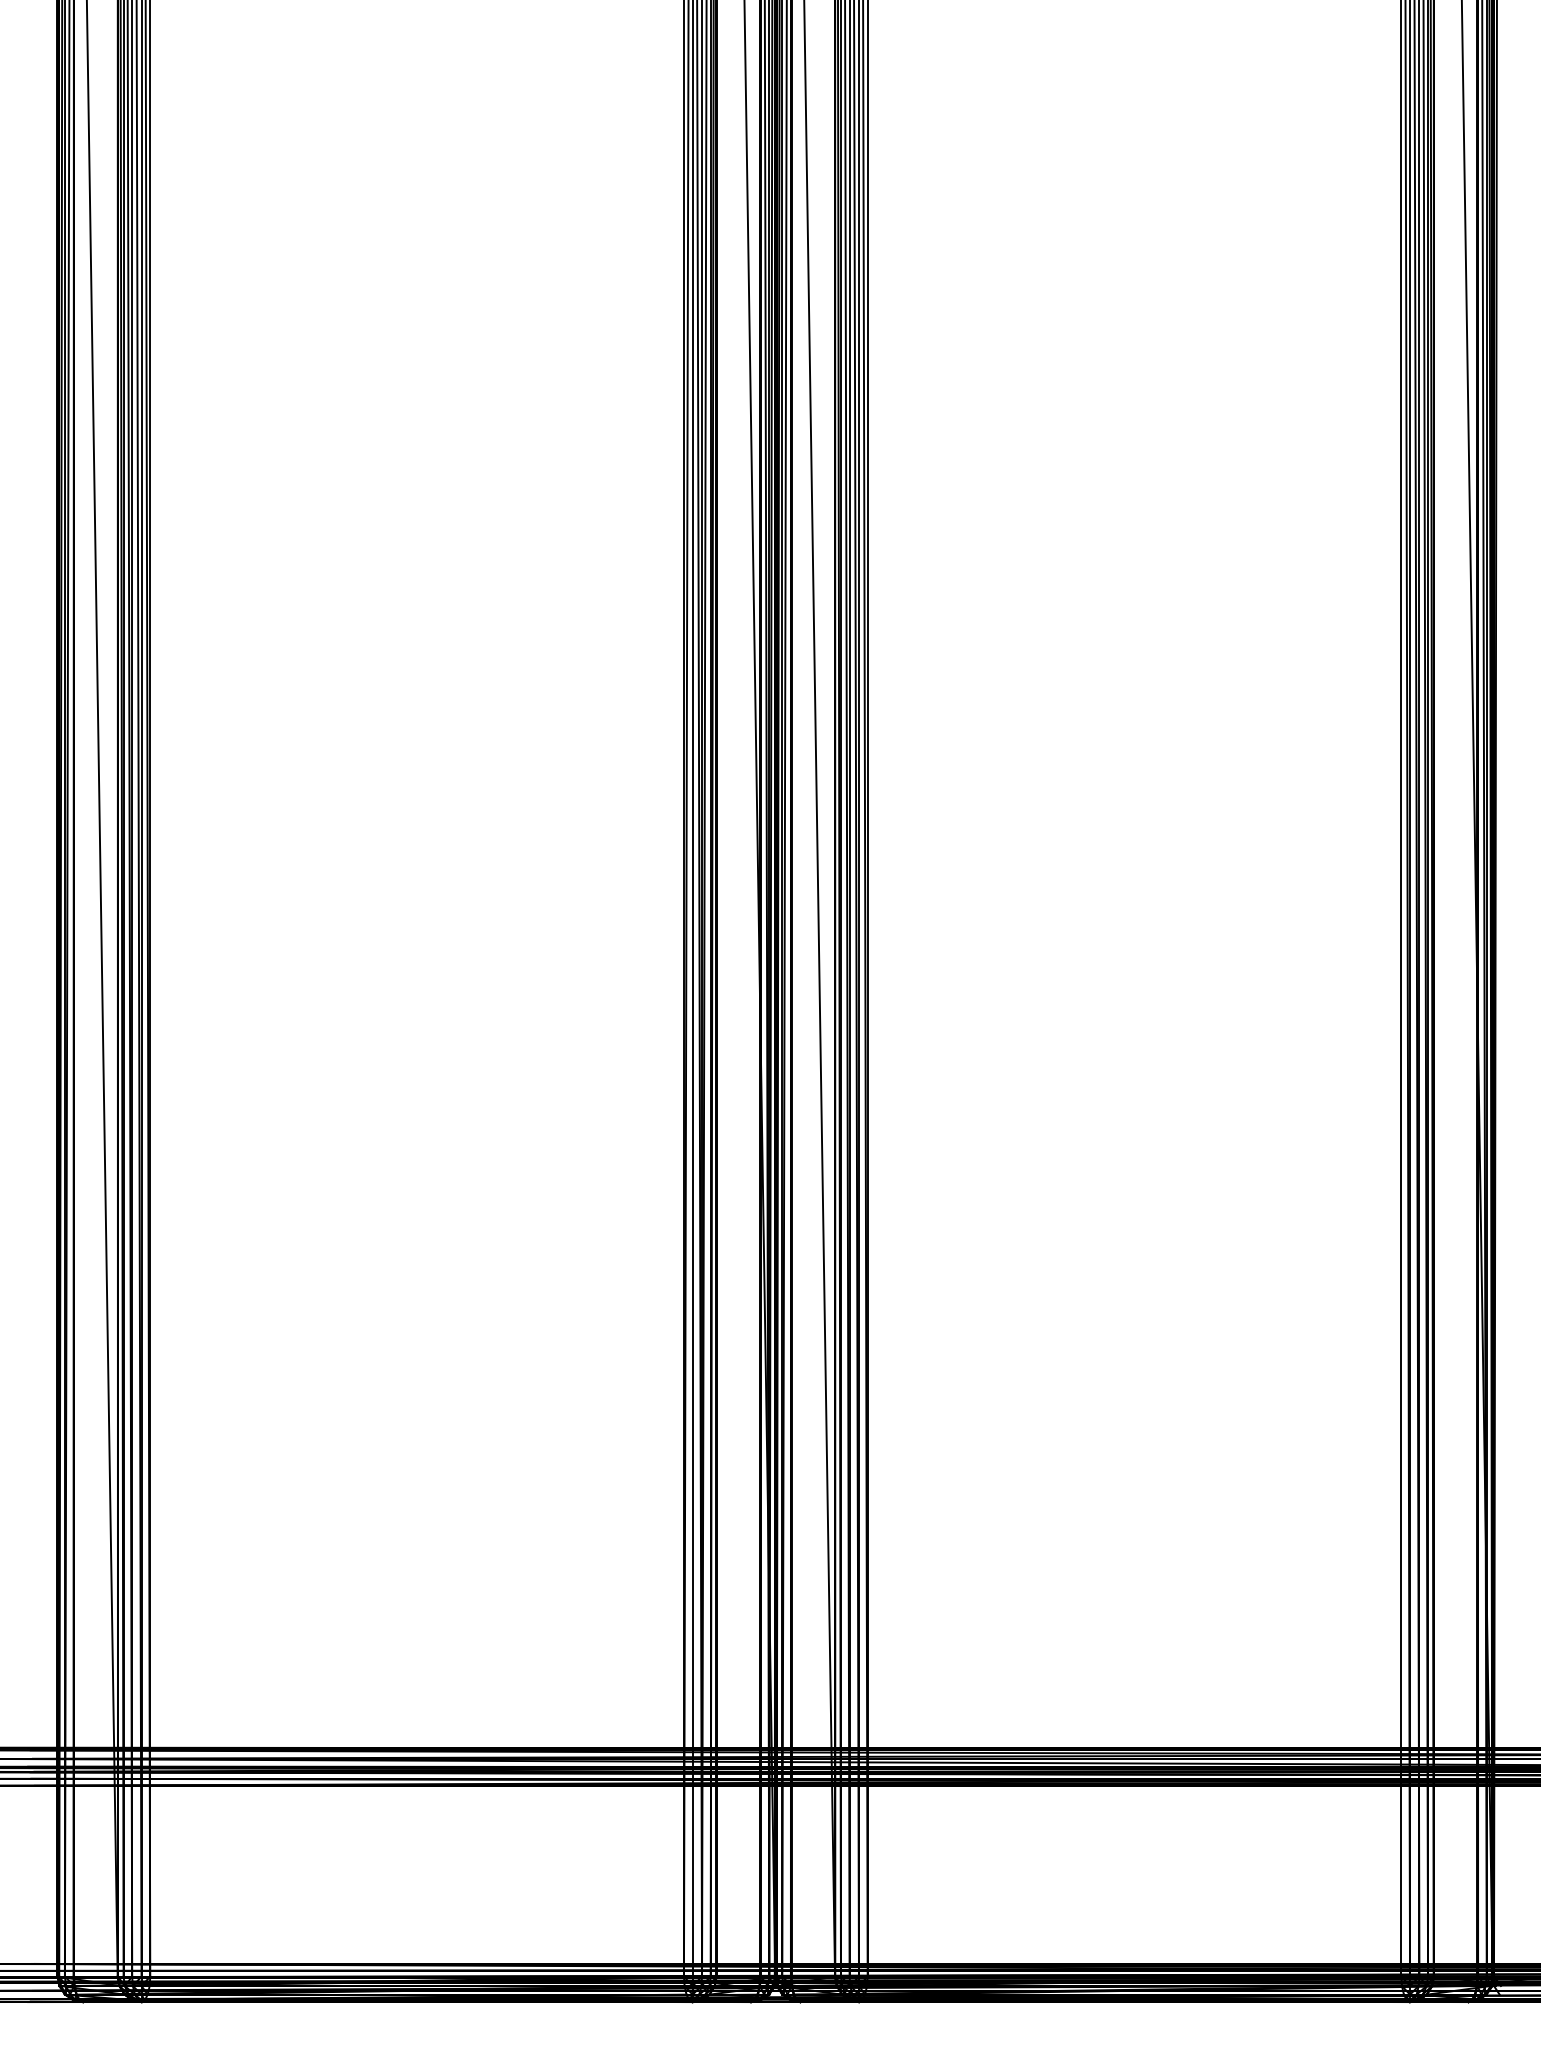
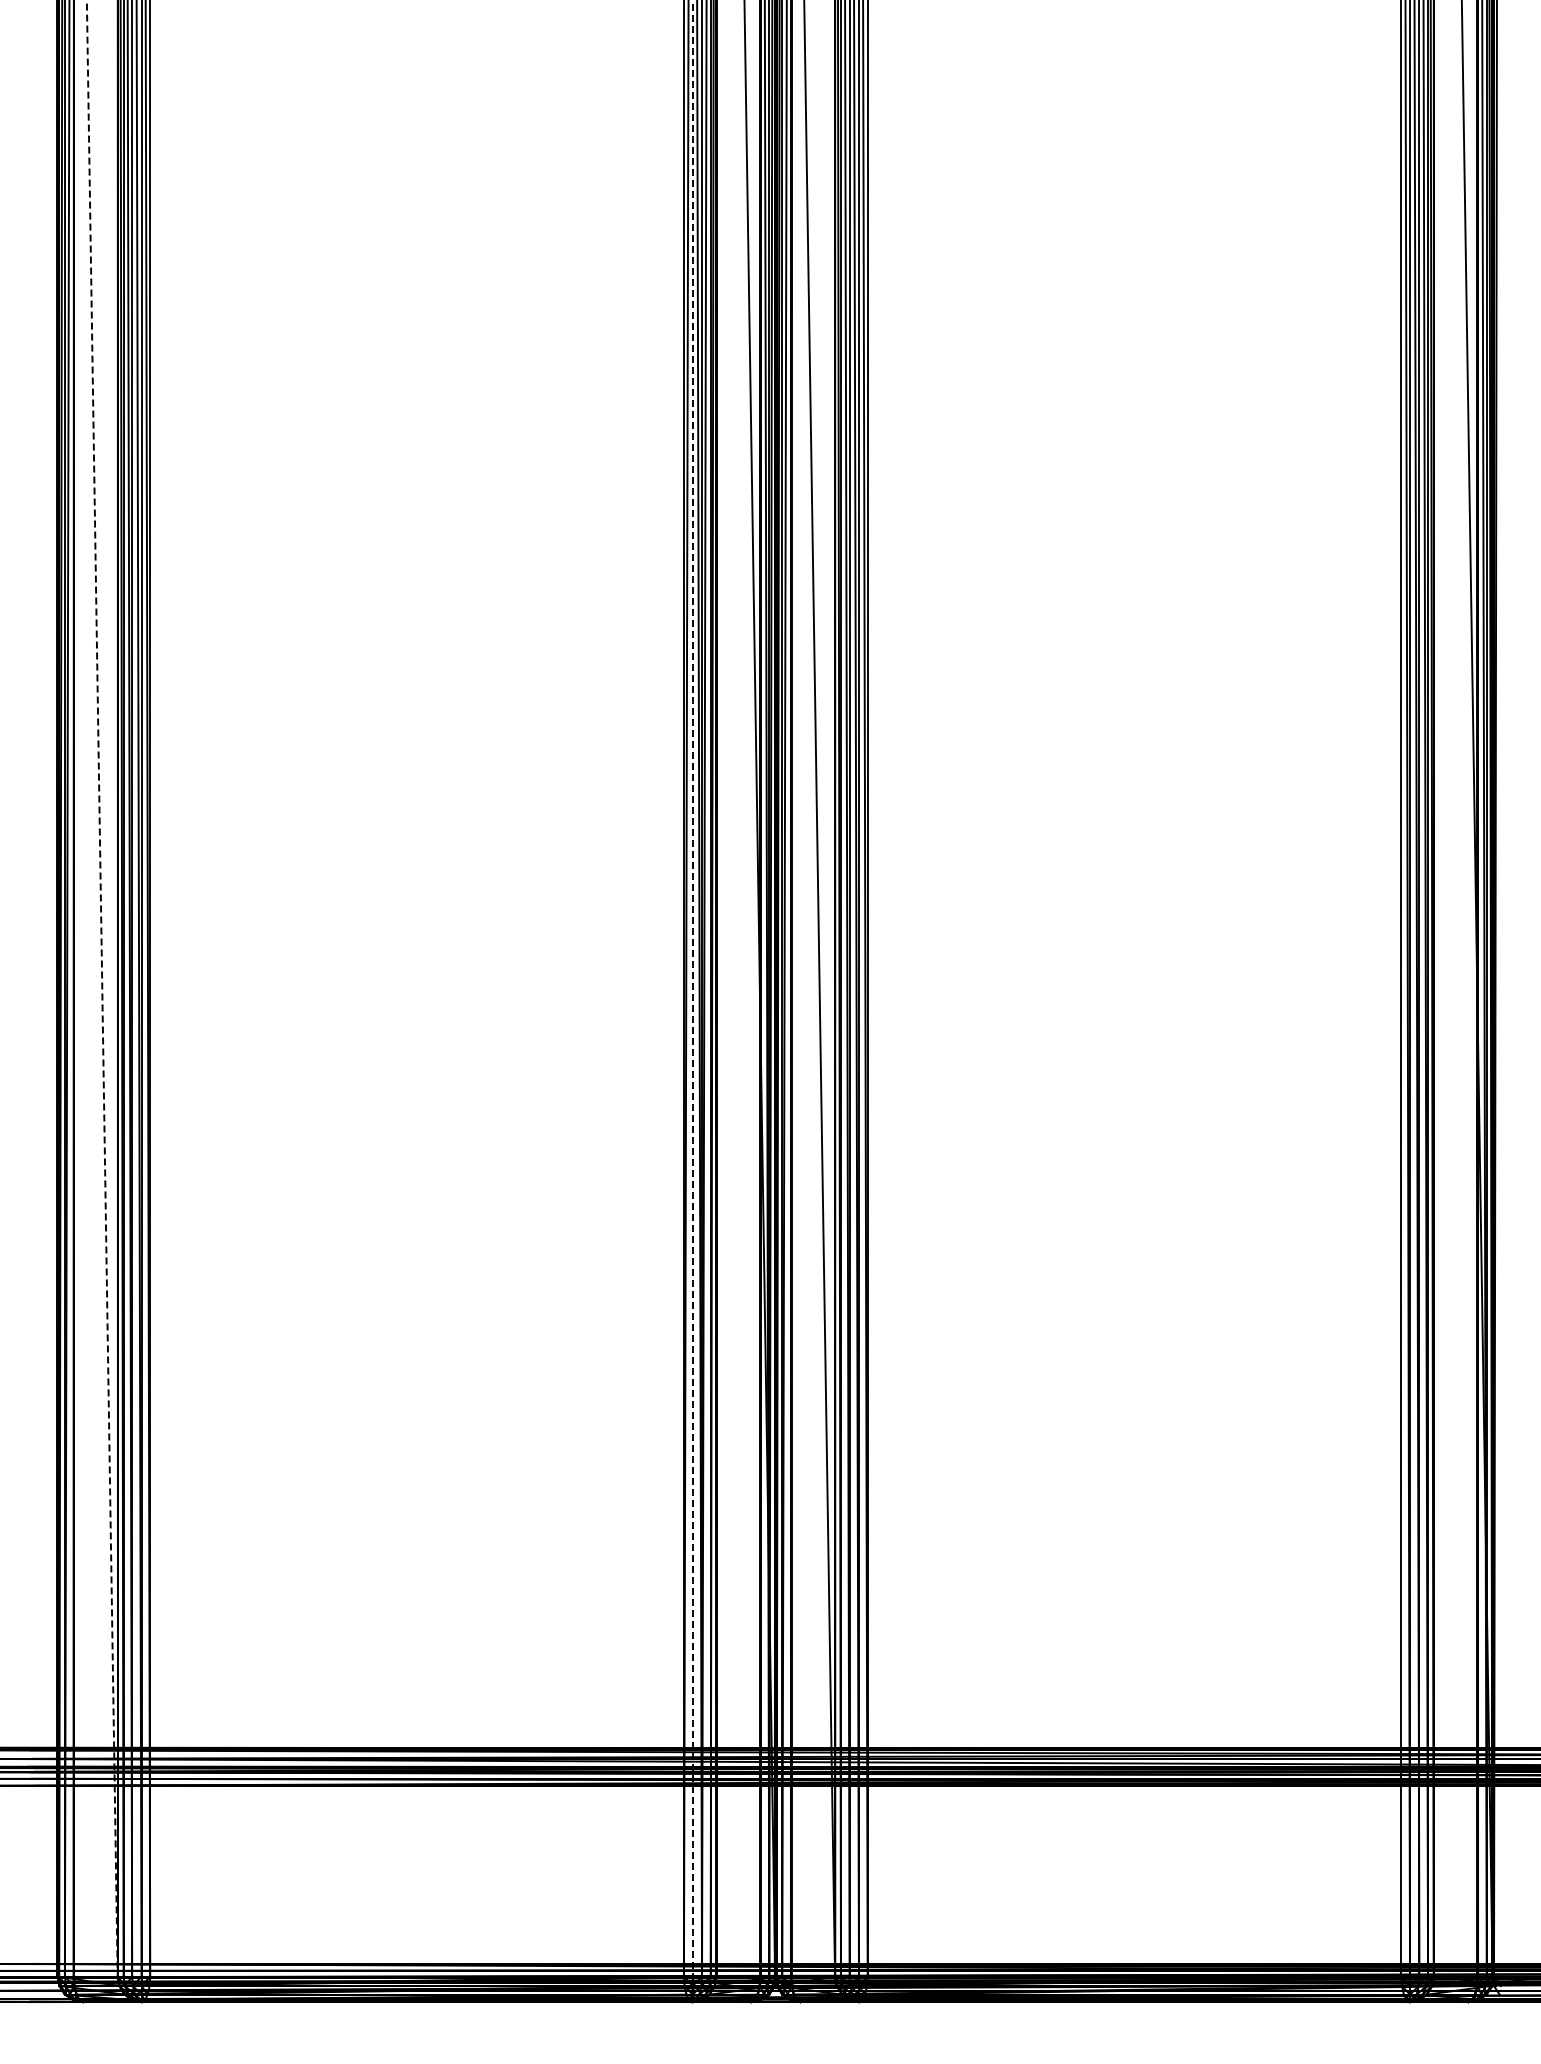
line: solid -> dashed (102, 988)
line: solid -> dashed (692, 988)
